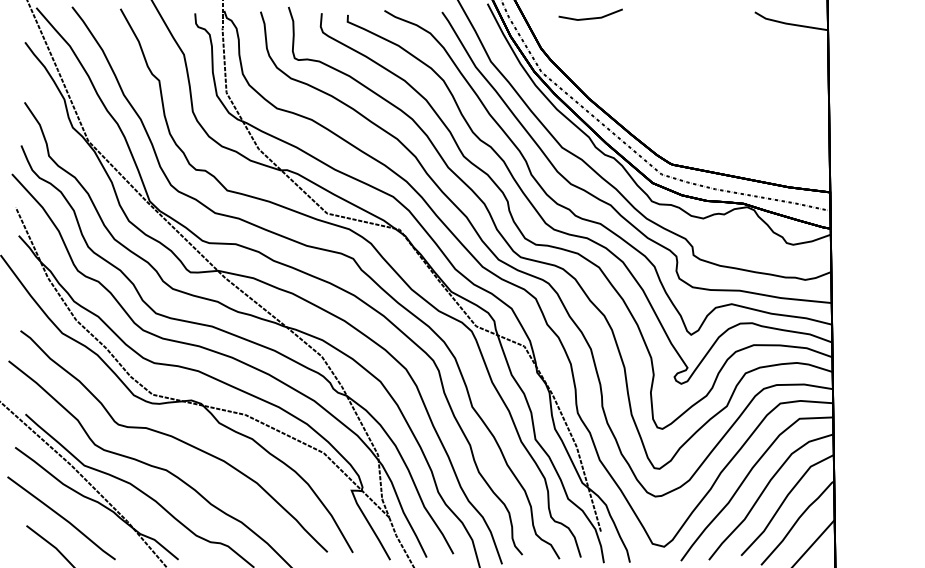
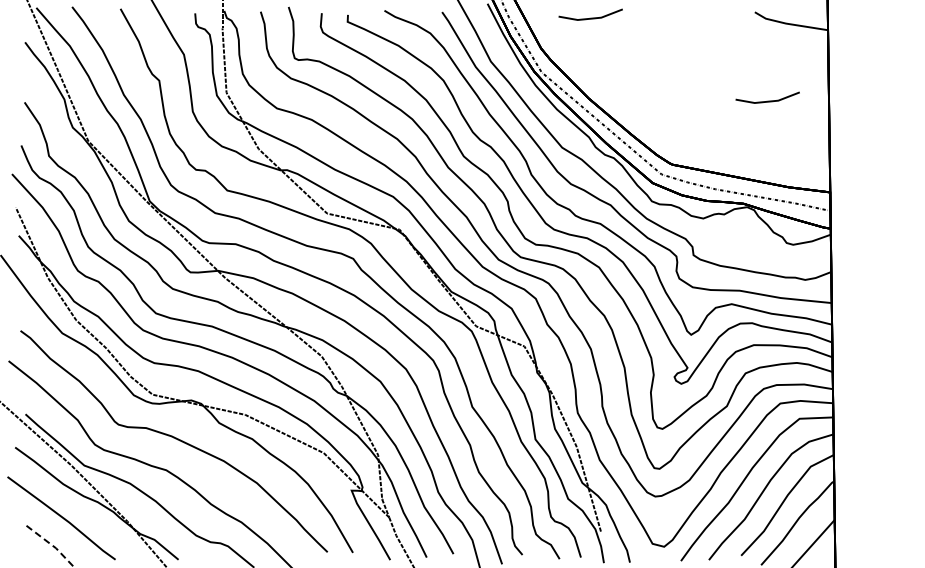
line: none -> present (767, 100)
line: solid -> dashed (52, 545)
